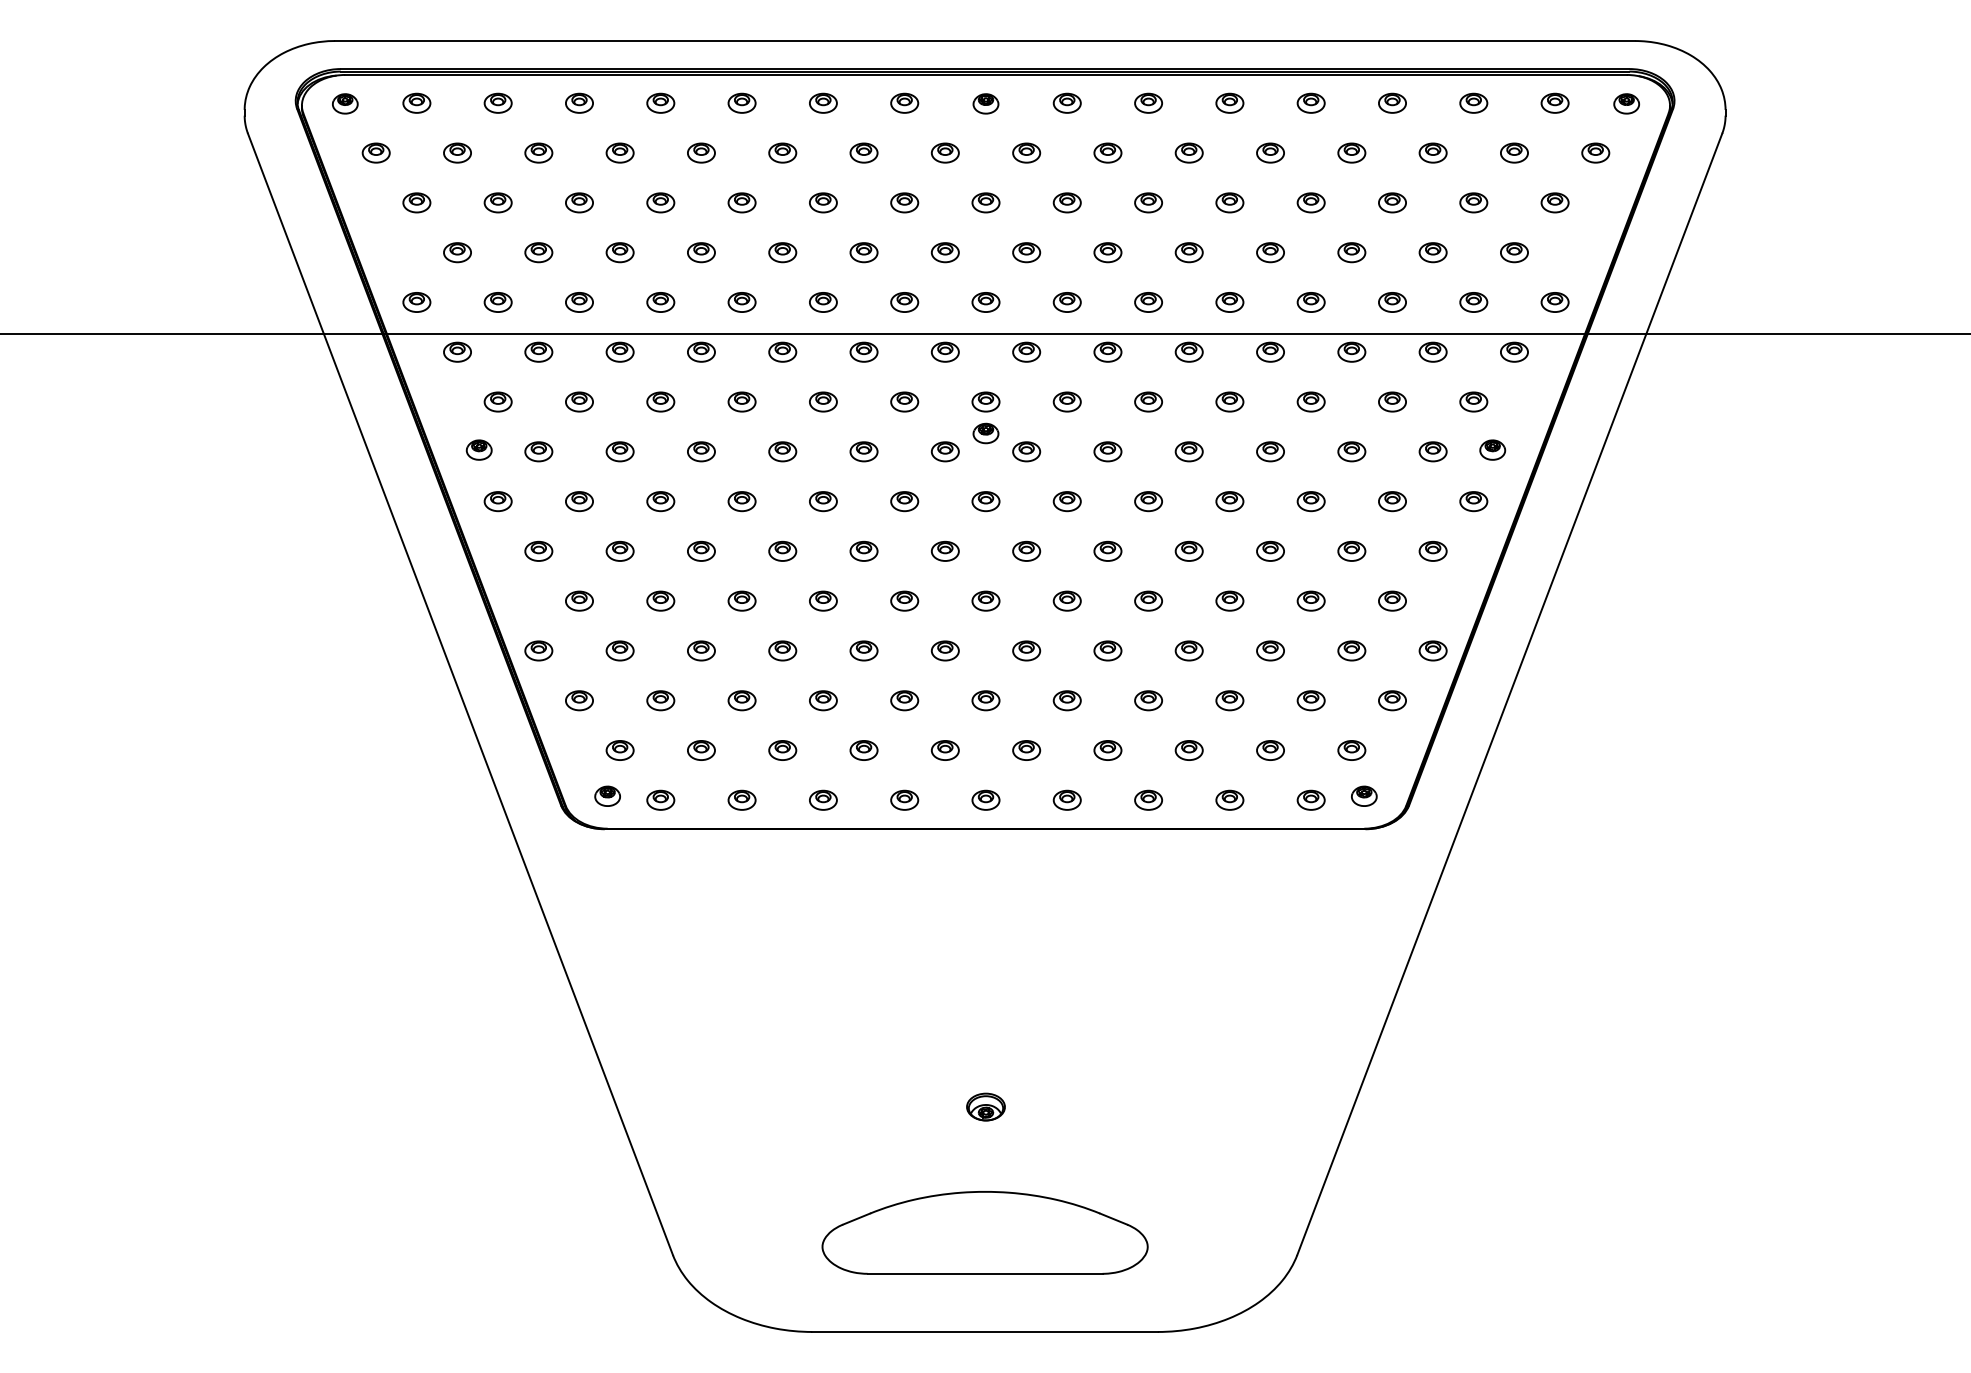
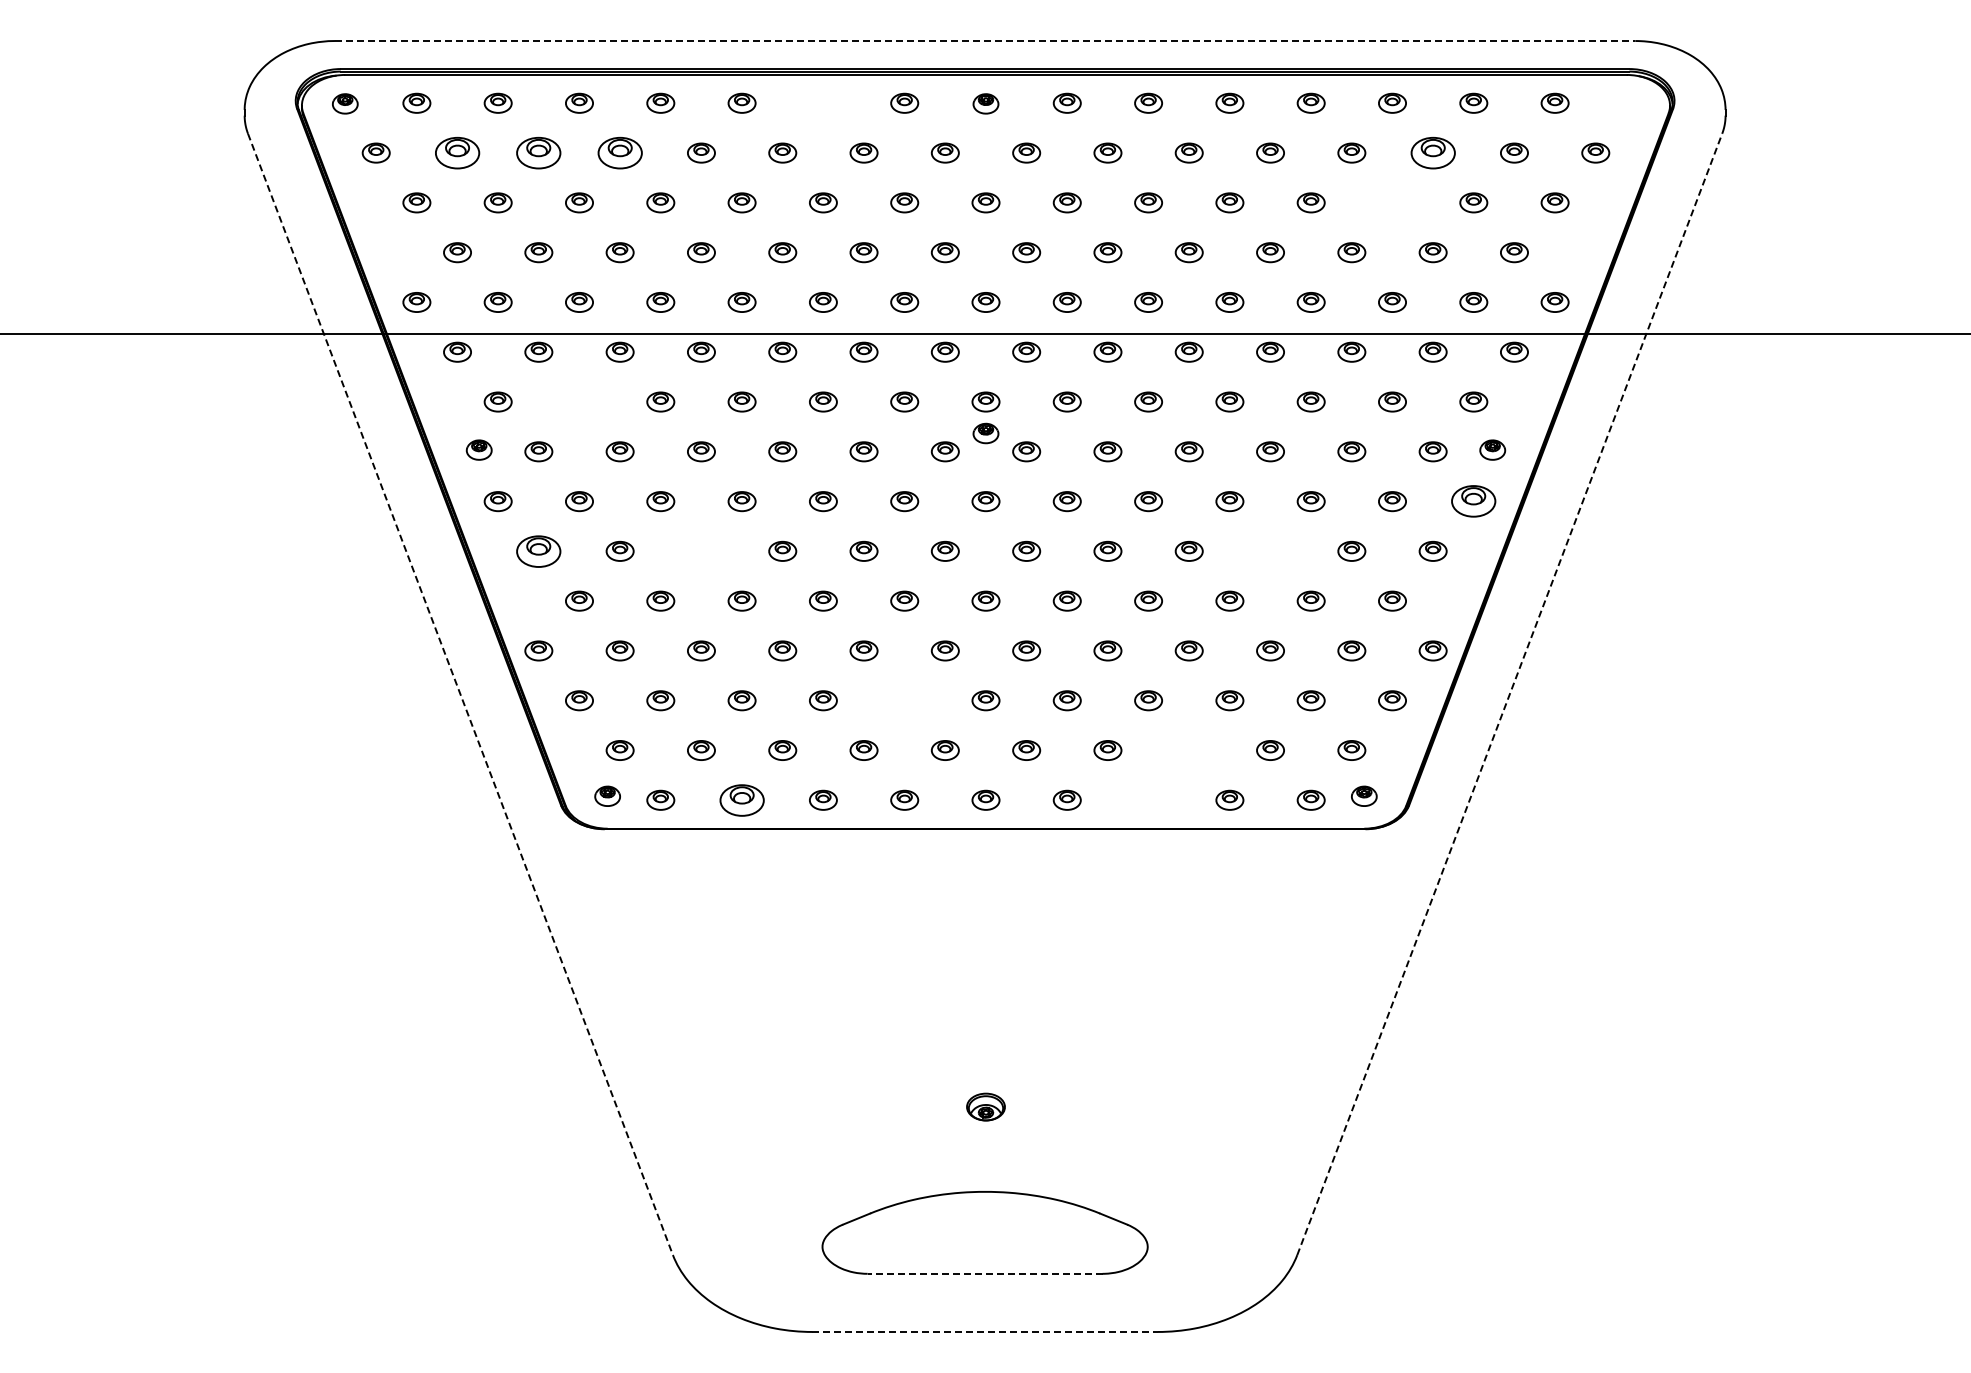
line: solid -> dashed (985, 41)
part: present -> none (823, 102)
part: present -> none (1626, 103)
part size: 29x22 px -> 46x34 px (457, 152)
part size: 30x22 px -> 46x34 px (538, 152)
part size: 30x22 px -> 46x34 px (619, 152)
part size: 30x22 px -> 46x34 px (1432, 152)
part: present -> none (1392, 202)
part: present -> none (579, 401)
part size: 30x22 px -> 46x33 px (1473, 501)
part size: 30x22 px -> 46x33 px (538, 551)
part: present -> none (701, 550)
part: present -> none (1270, 550)
line: solid -> dashed (460, 694)
line: solid -> dashed (1509, 694)
part: present -> none (904, 700)
part: present -> none (1188, 750)
part size: 30x22 px -> 46x33 px (741, 800)
part: present -> none (1148, 799)
line: solid -> dashed (984, 1273)
line: solid -> dashed (985, 1331)
